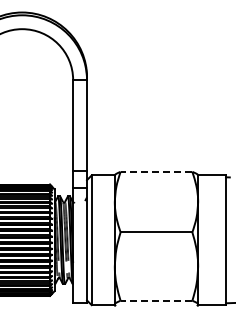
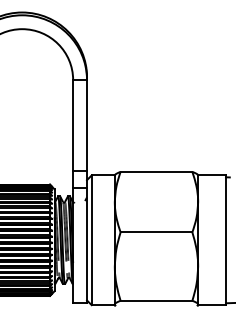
line: dashed -> solid (156, 171)
line: dashed -> solid (156, 300)
